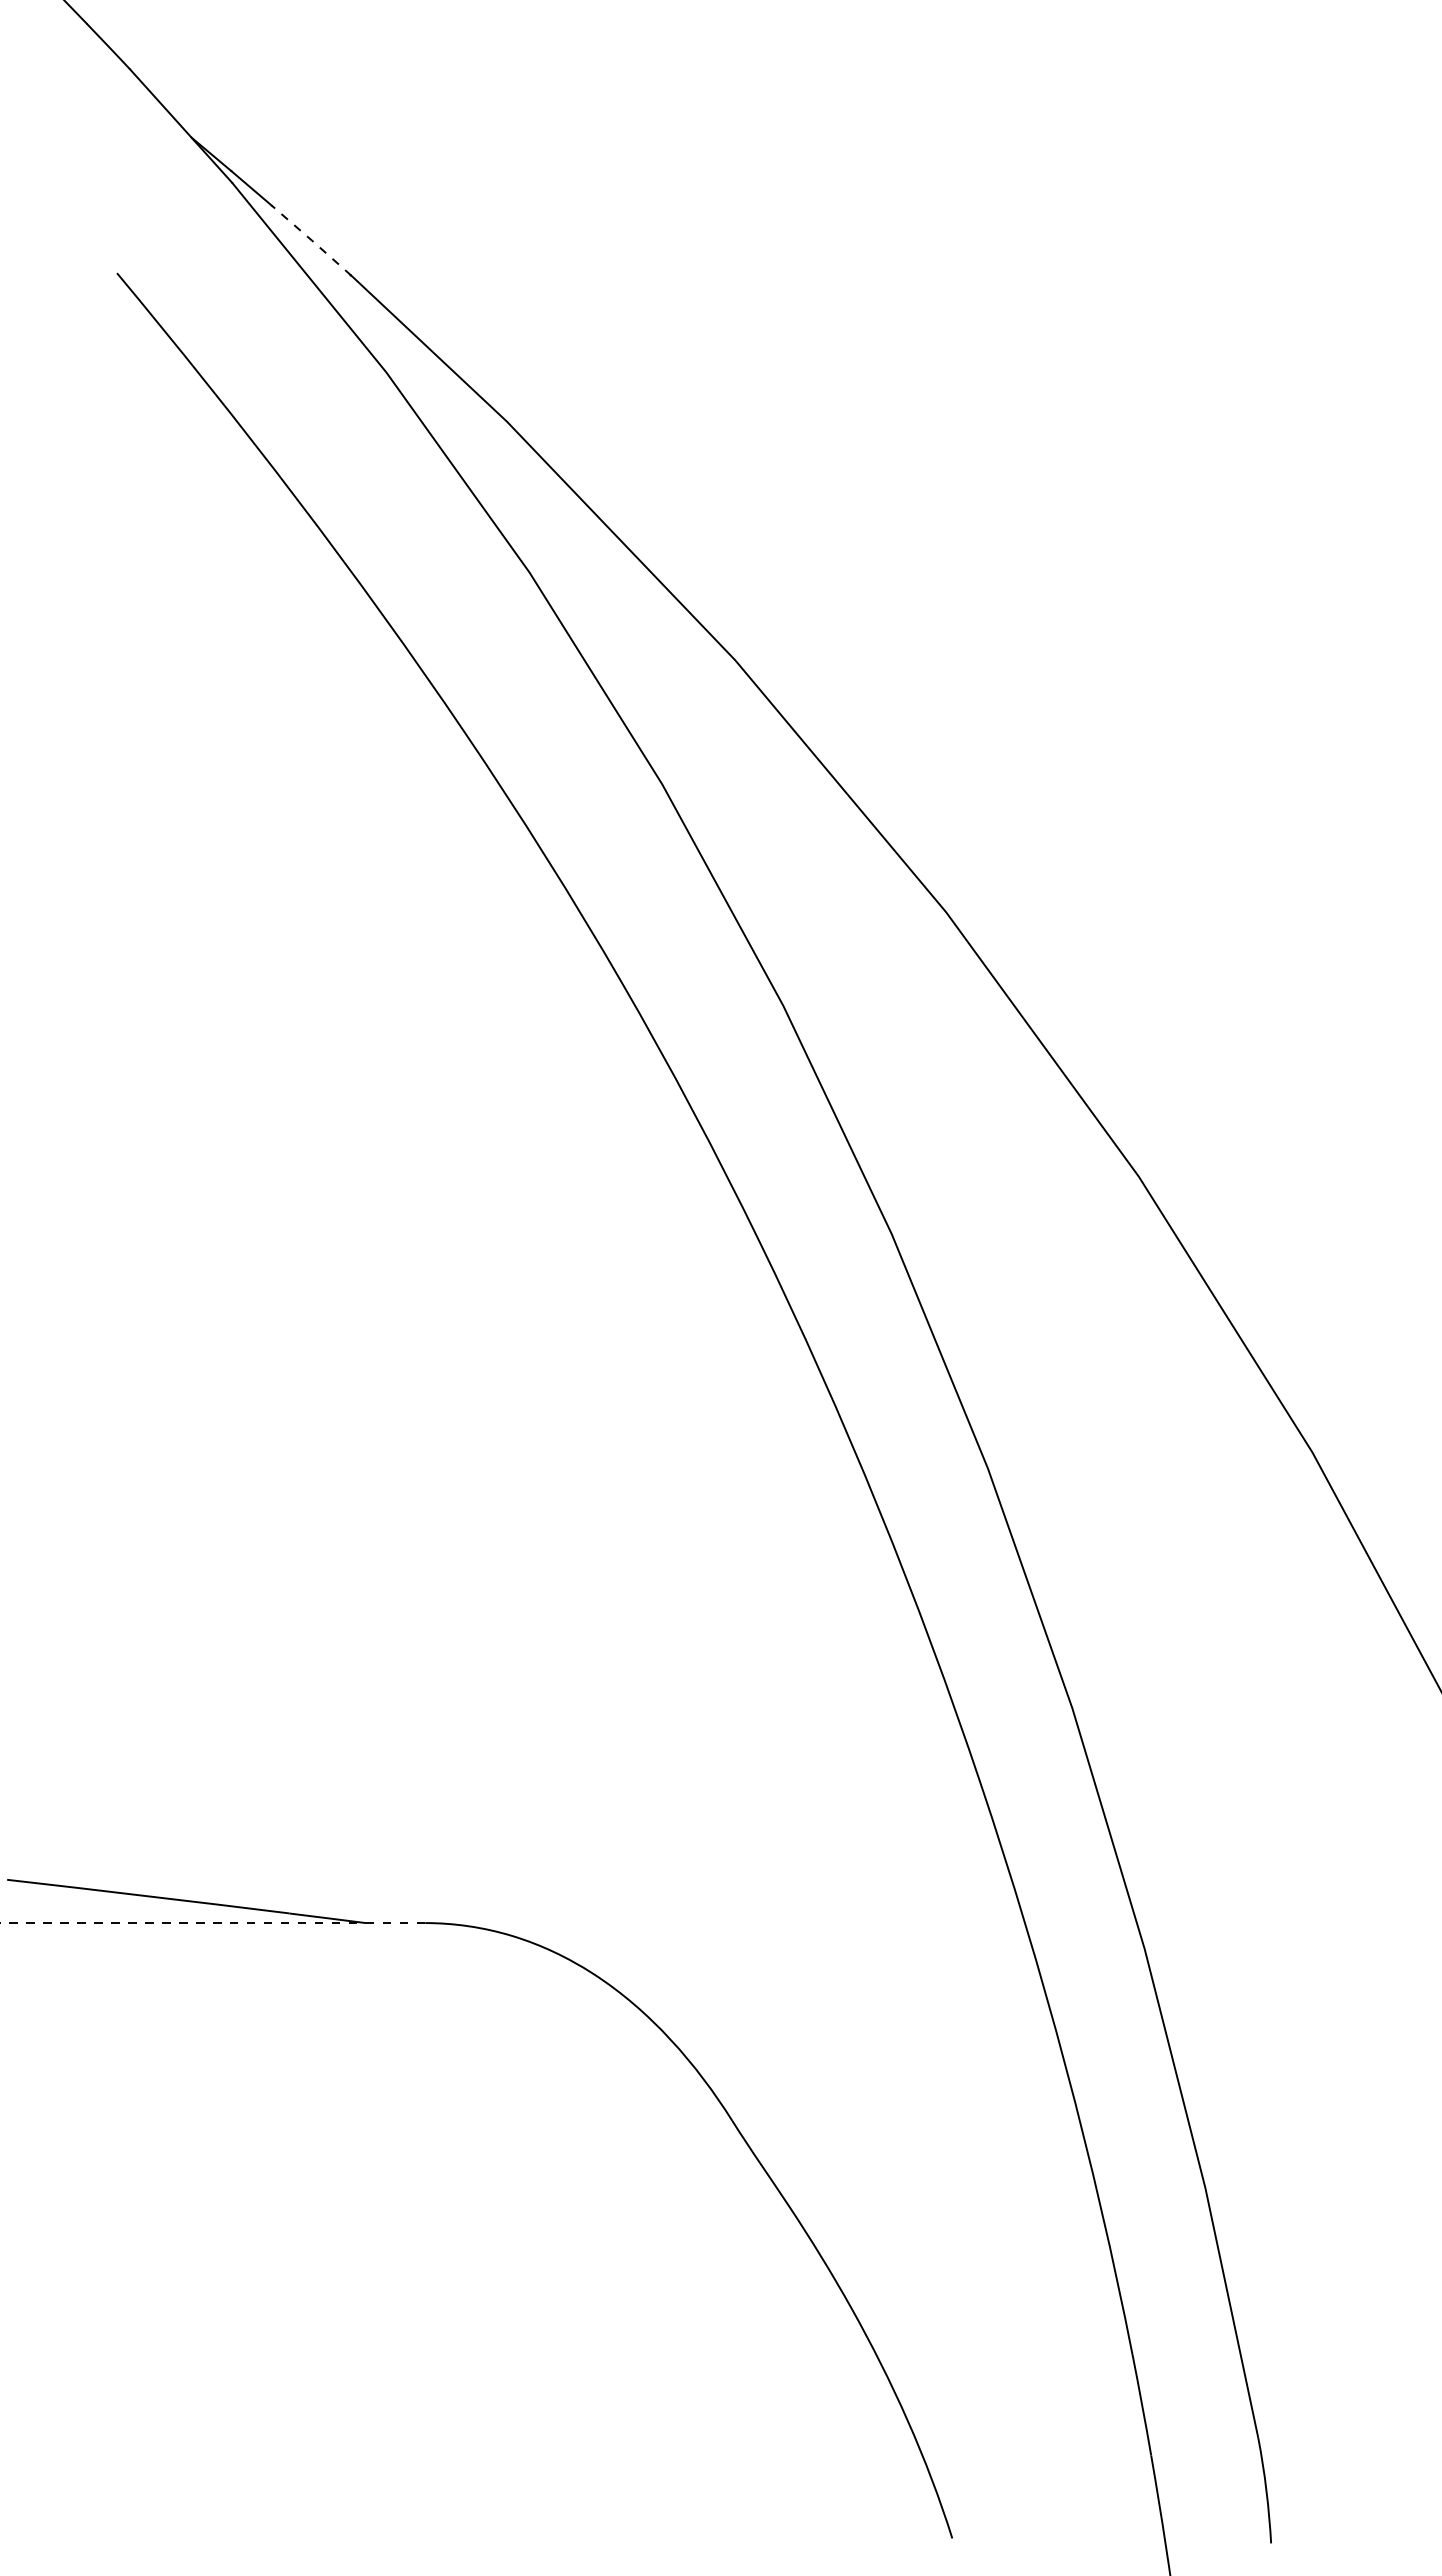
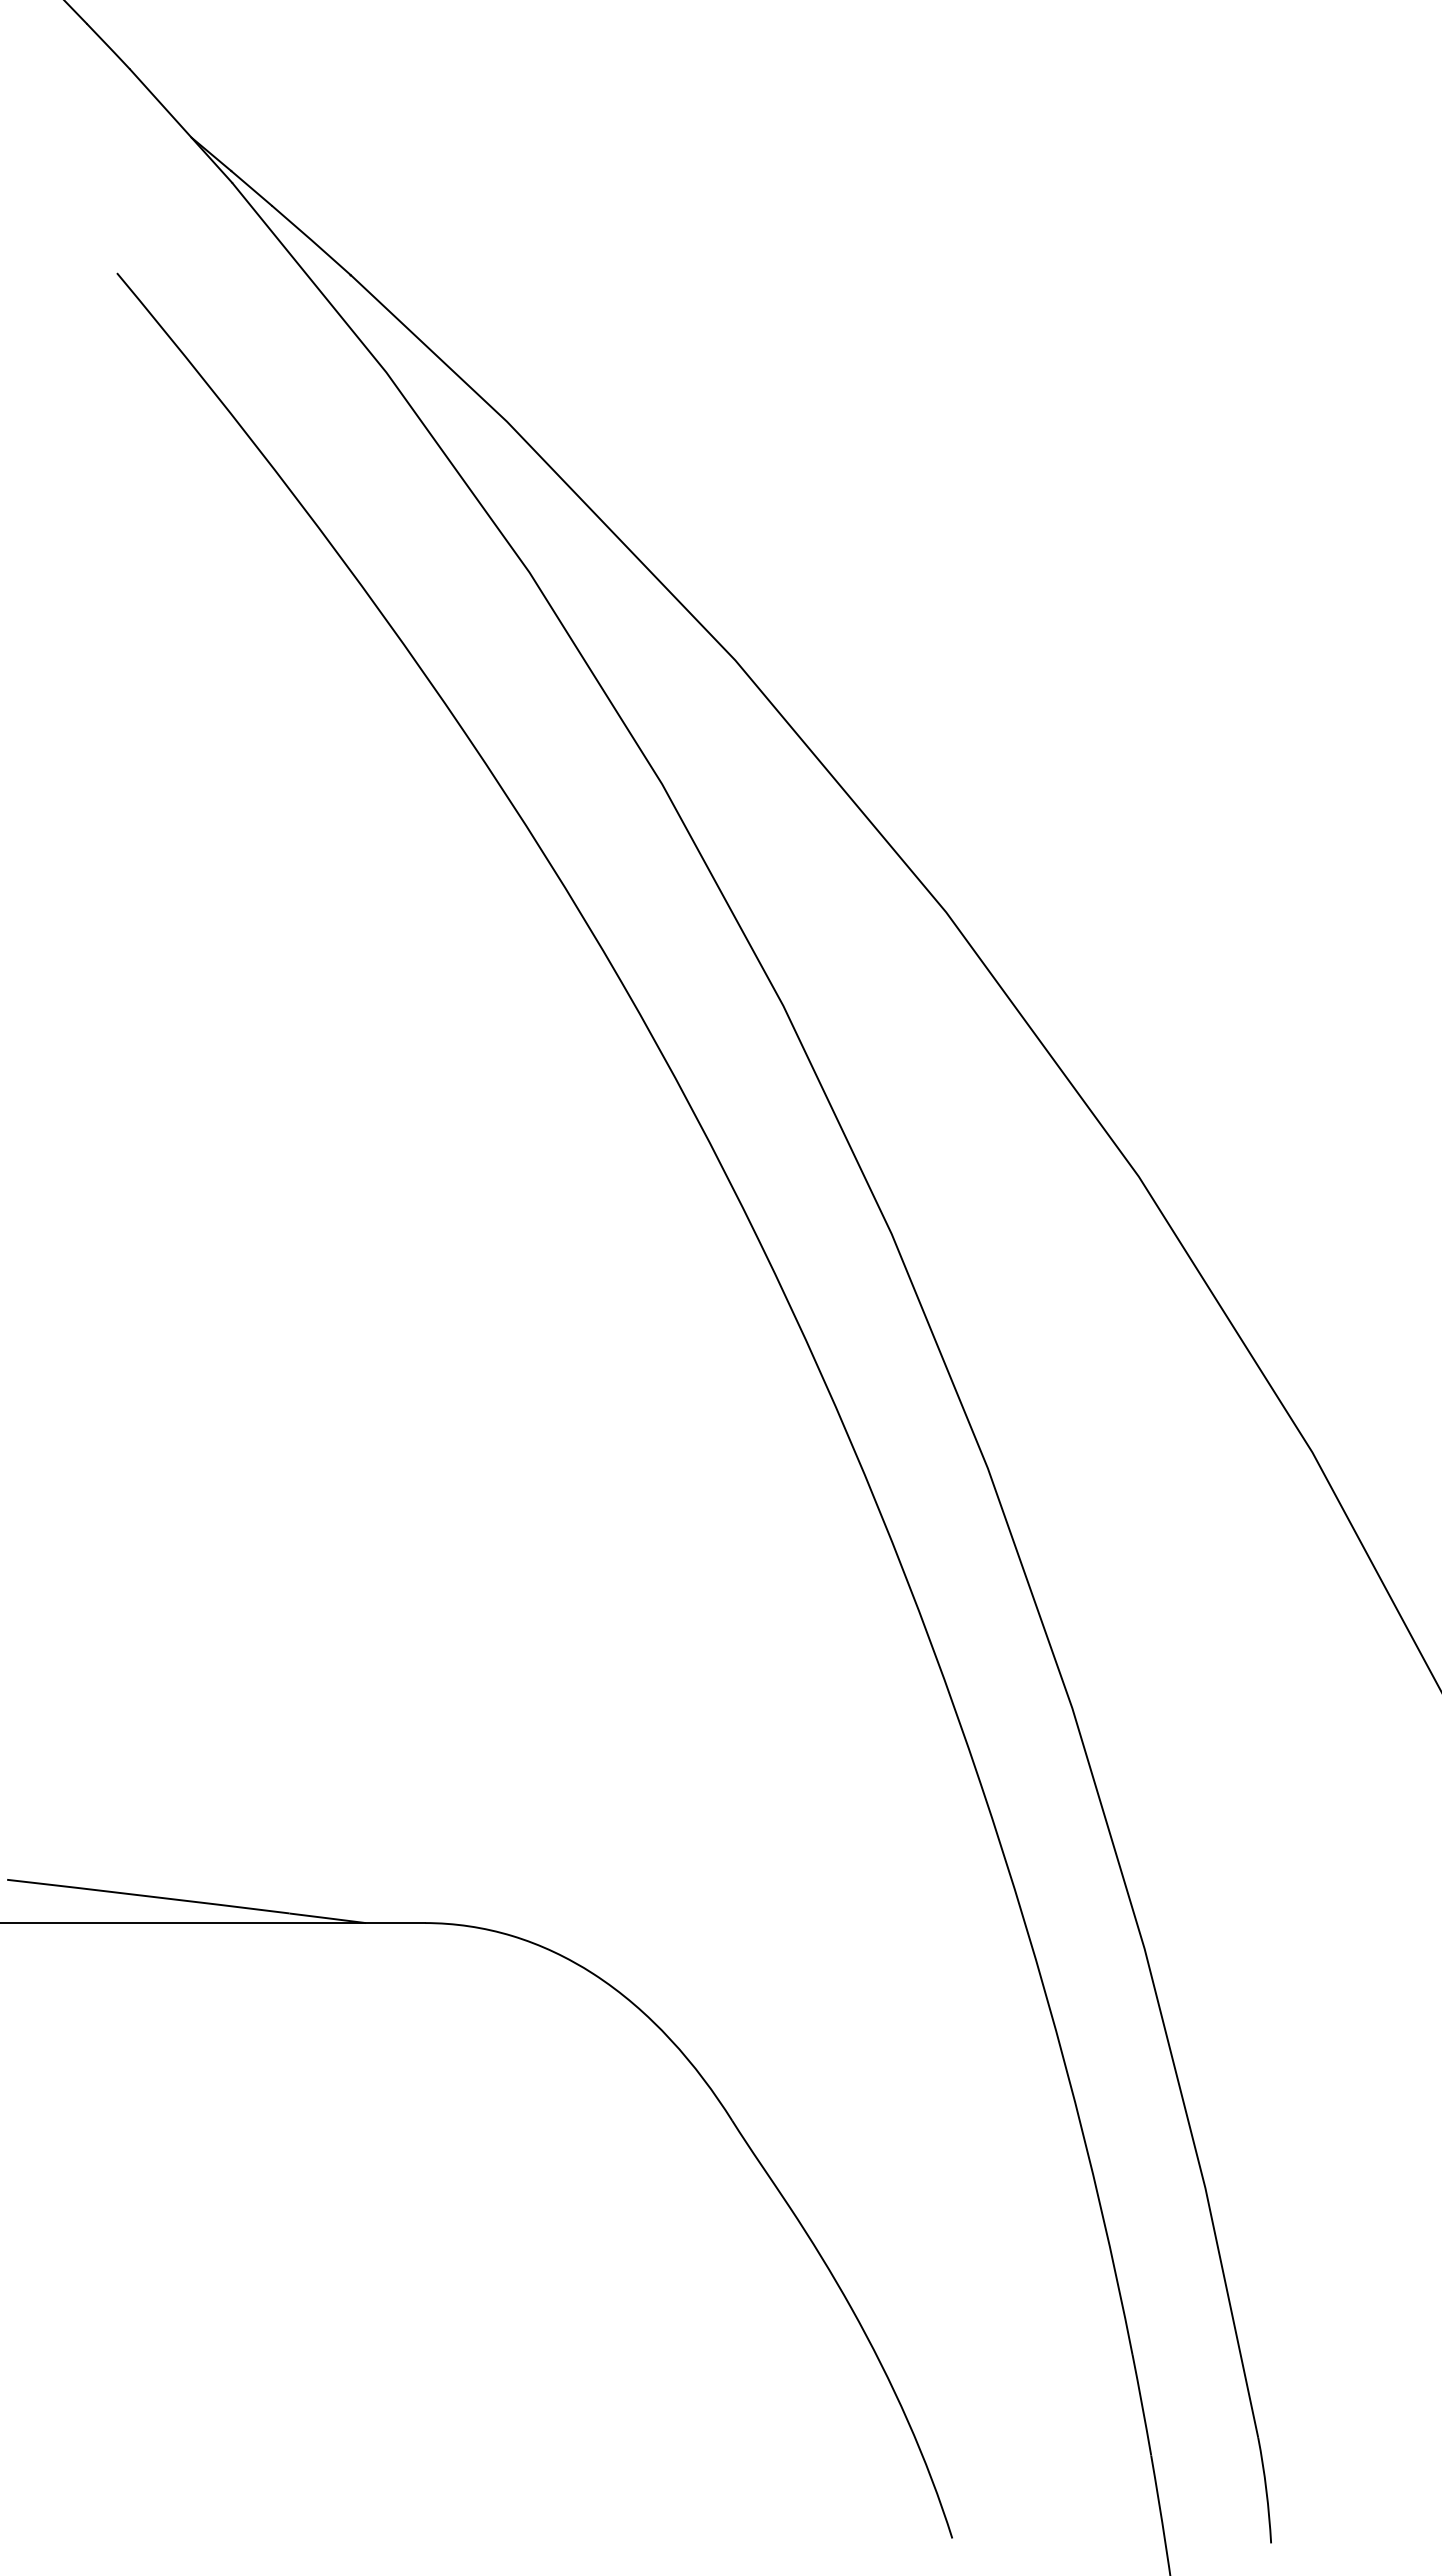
line: dashed -> solid (311, 240)
line: dashed -> solid (212, 1923)
